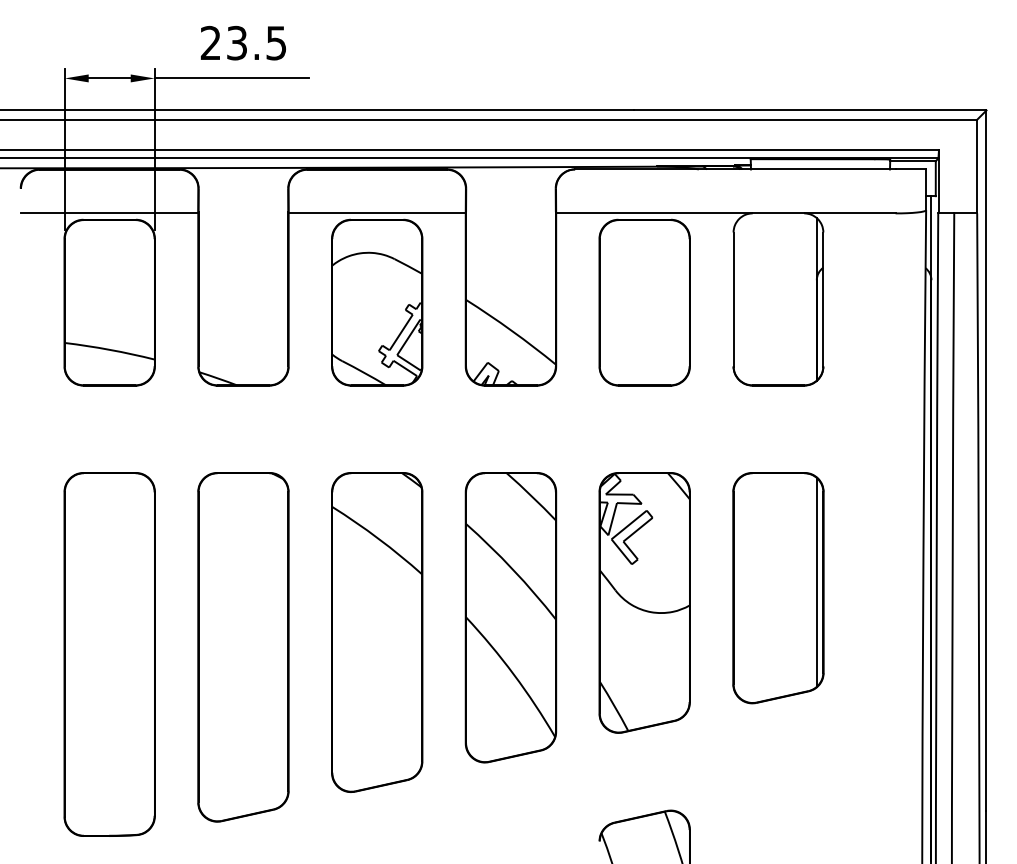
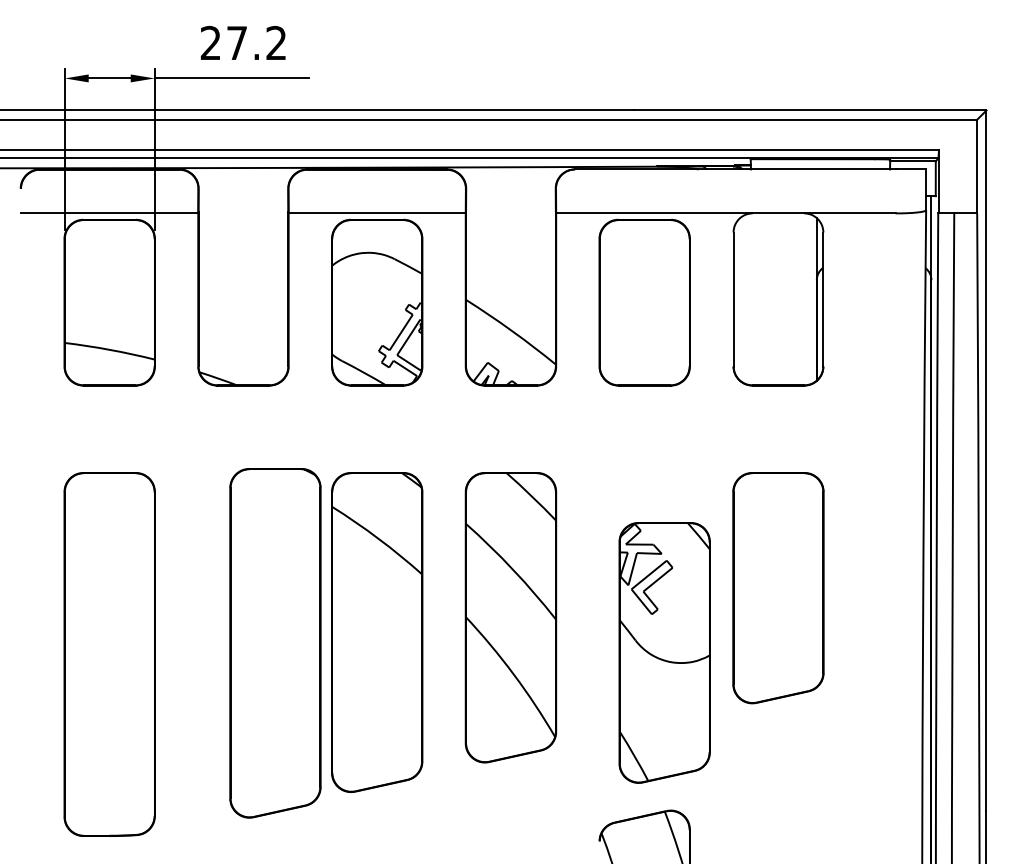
text: 23.5 -> 27.2 (256, 42)
line: present -> none (816, 581)
part position: (644, 602) -> (664, 652) (664, 652)
part position: (243, 647) -> (275, 643) (275, 643)
